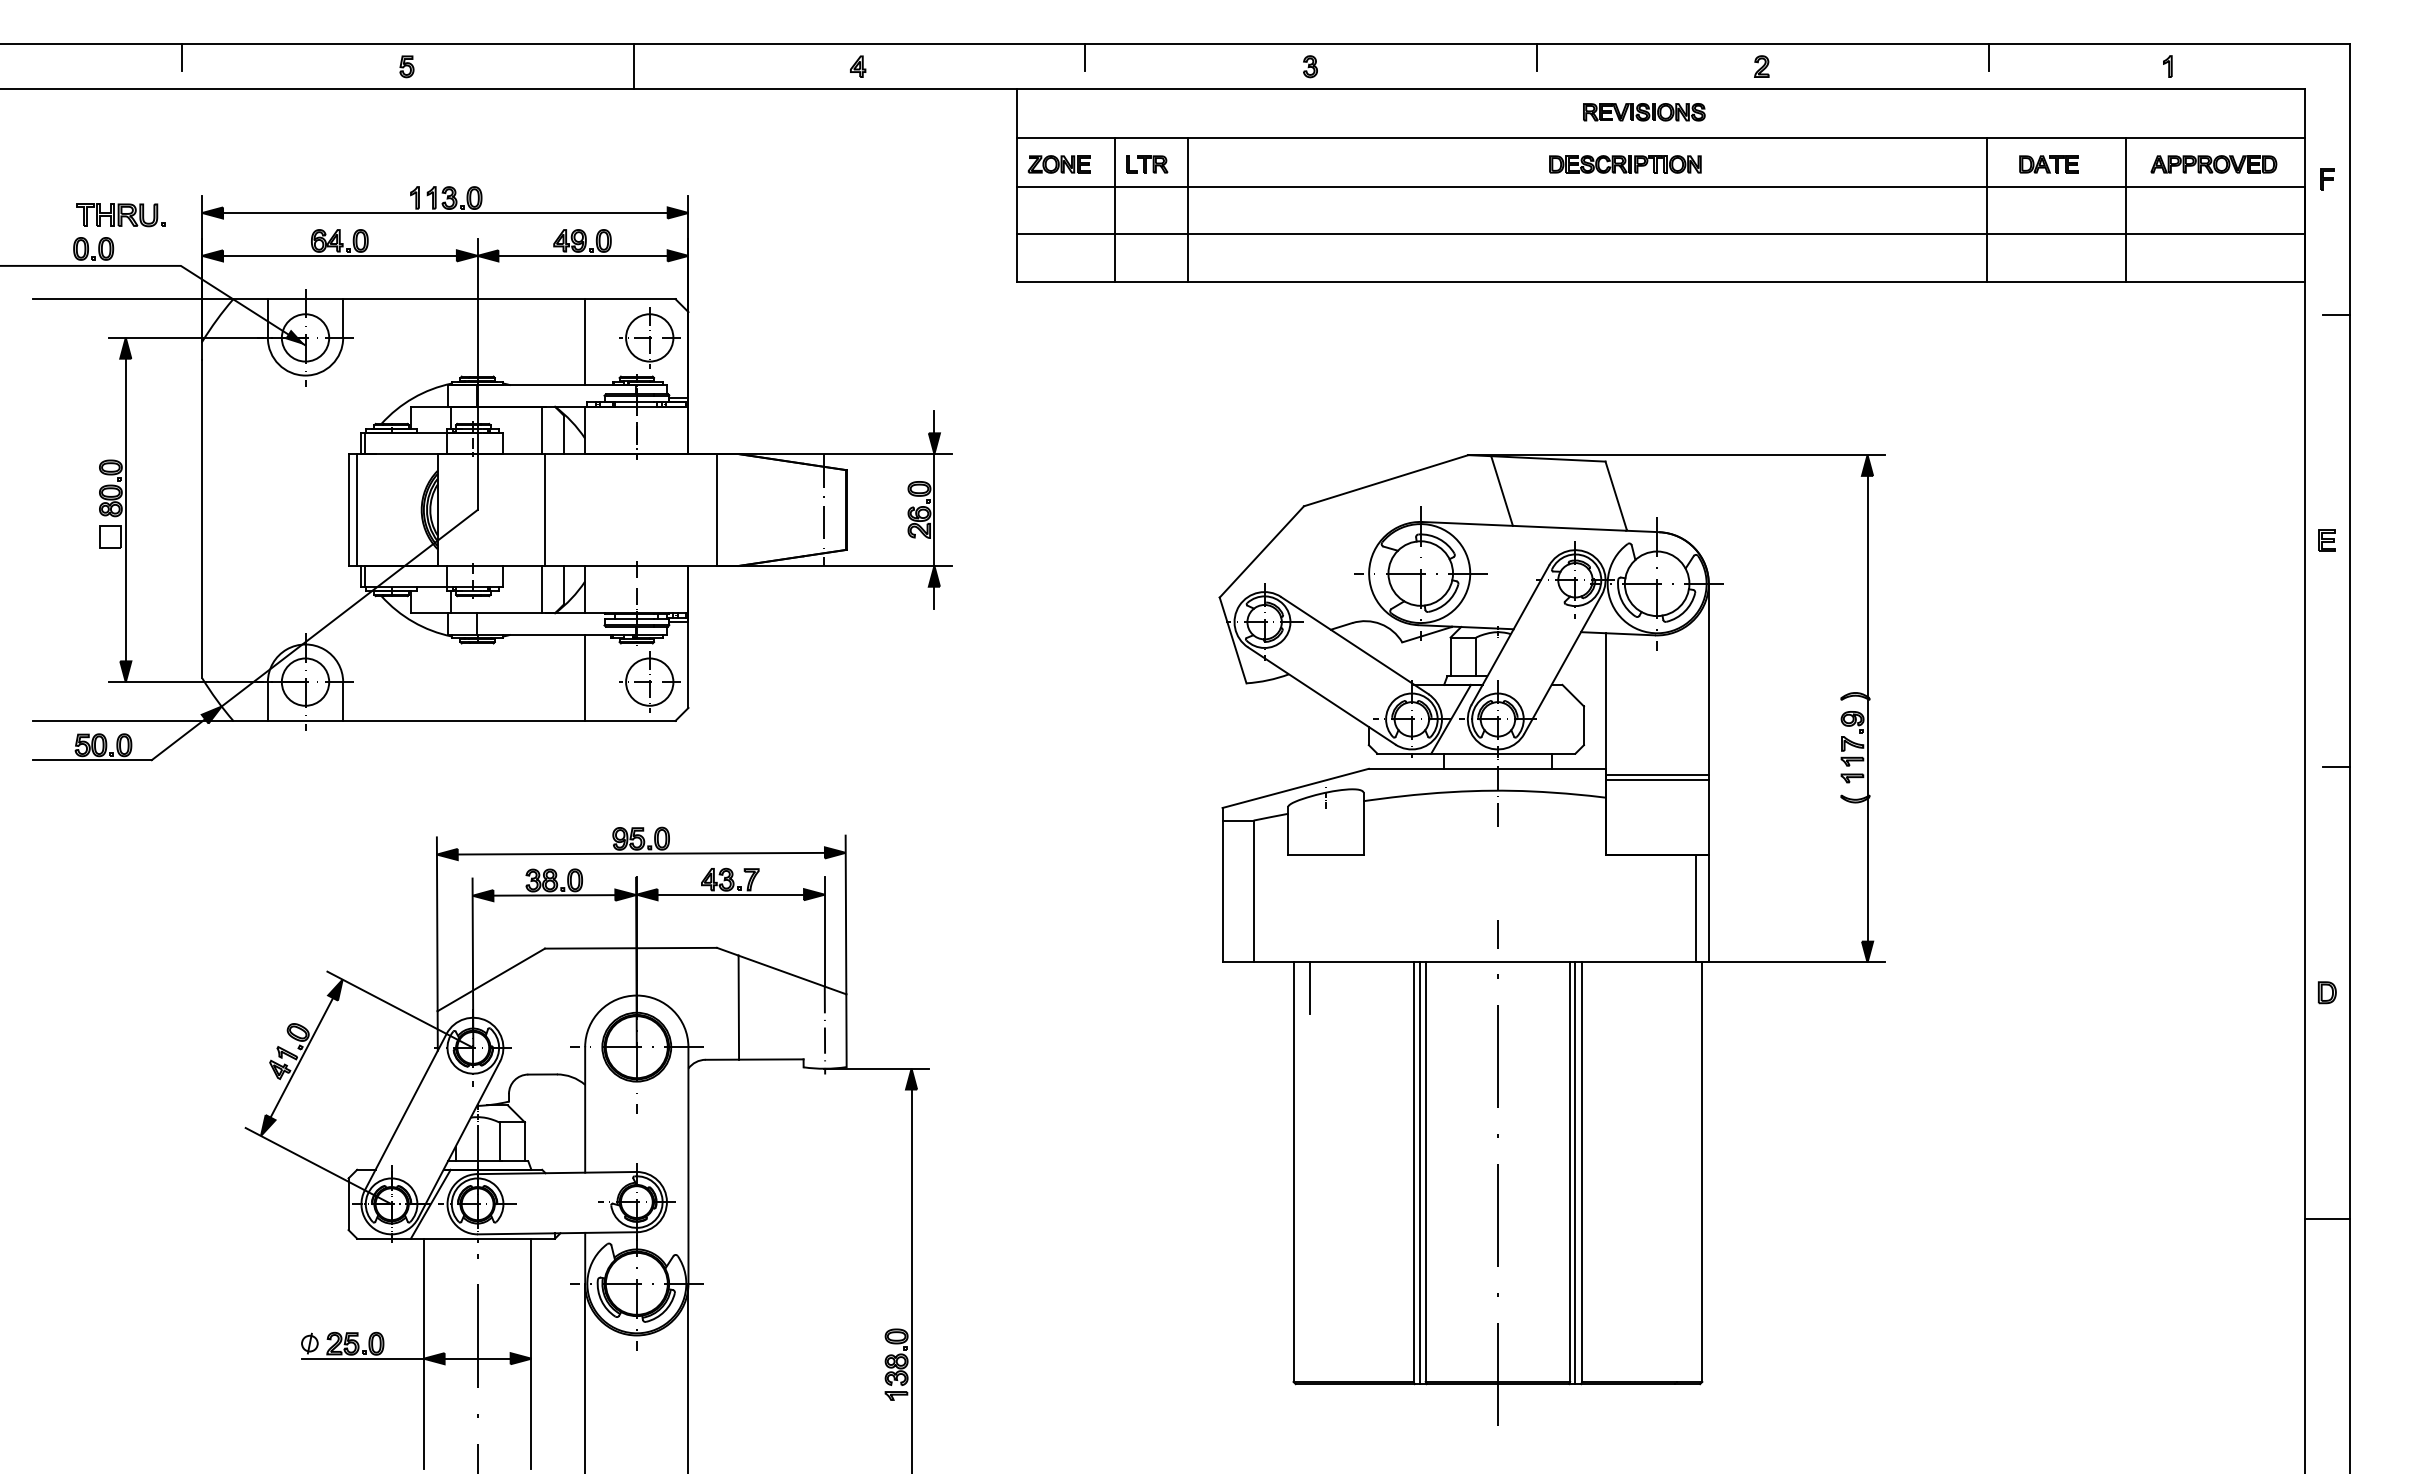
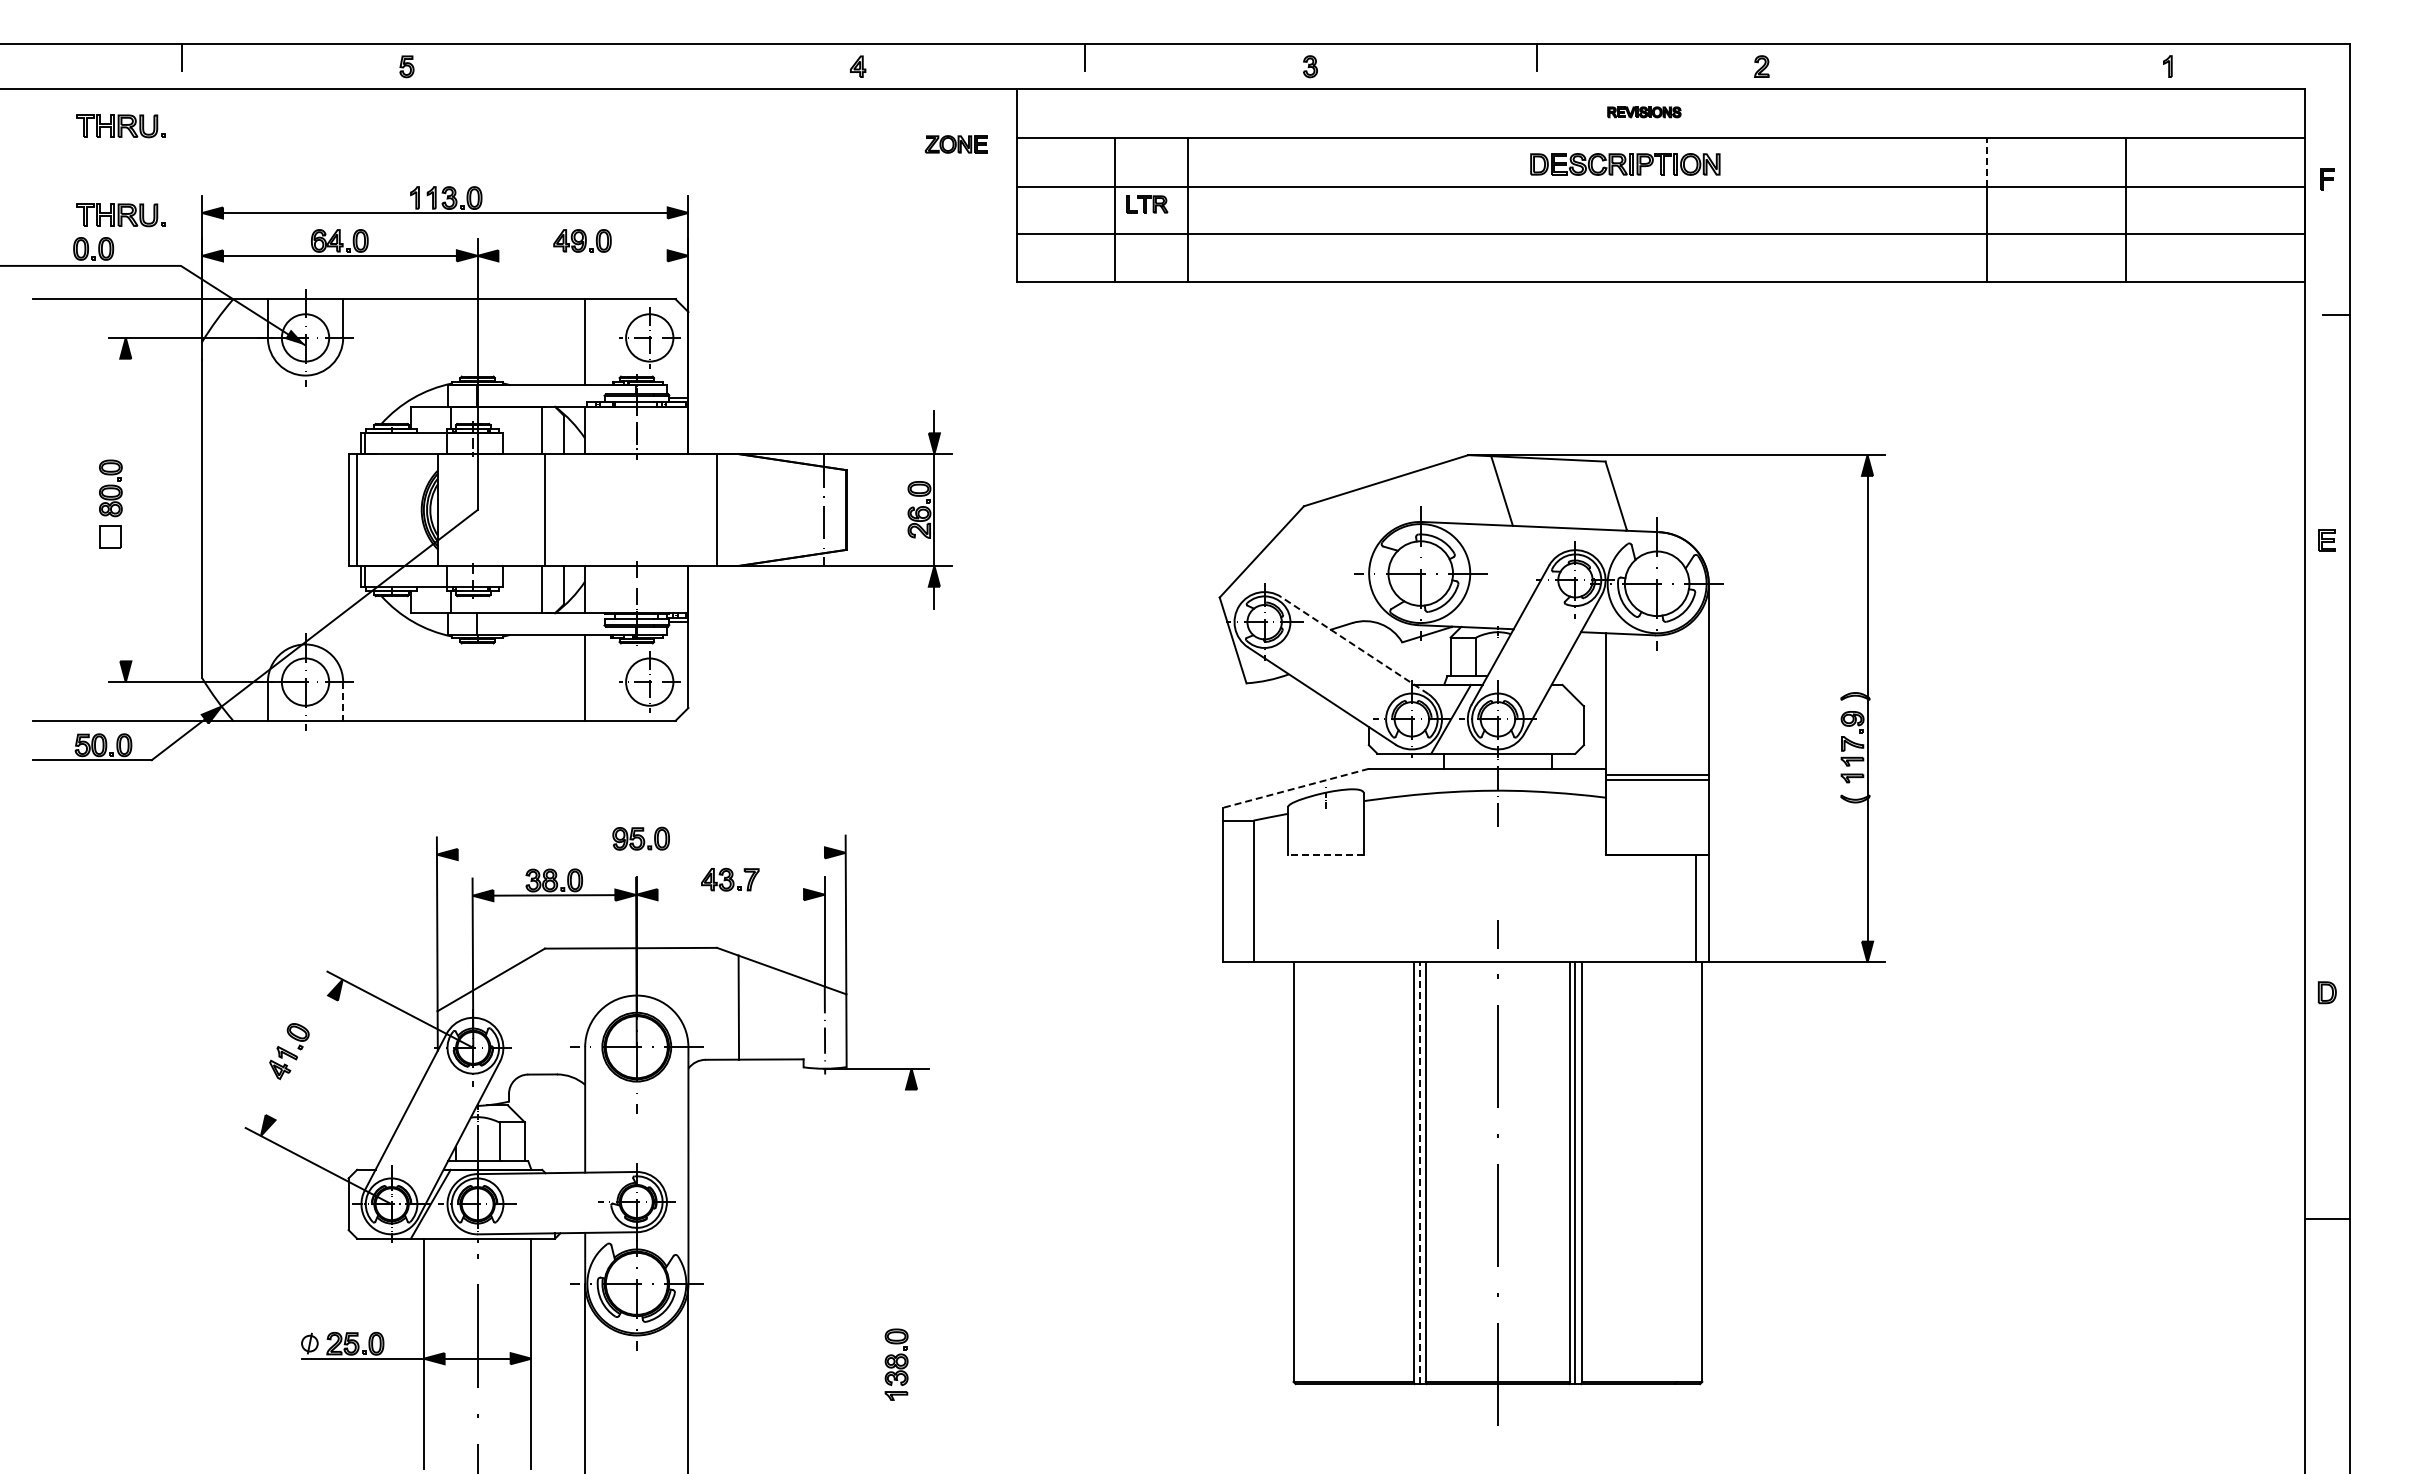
line: present -> none (1988, 57)
line: present -> none (633, 66)
part size: 123x19 px -> 75x13 px (1644, 112)
part: none -> present (120, 126)
line: solid -> dashed (1987, 162)
part position: (1058, 164) -> (955, 144) (955, 144)
part position: (1147, 164) -> (1147, 204) (1147, 204)
part size: 153x19 px -> 191x23 px (1625, 164)
part: present -> none (2048, 164)
part: present -> none (2213, 164)
line: present -> none (582, 255)
line: present -> none (125, 509)
line: solid -> dashed (1354, 645)
line: solid -> dashed (343, 702)
line: present -> none (2336, 766)
line: solid -> dashed (1295, 788)
line: present -> none (640, 853)
line: solid -> dashed (1325, 854)
line: present -> none (730, 894)
line: present -> none (1310, 988)
line: present -> none (301, 1057)
line: solid -> dashed (1420, 1173)
line: present -> none (911, 1279)
